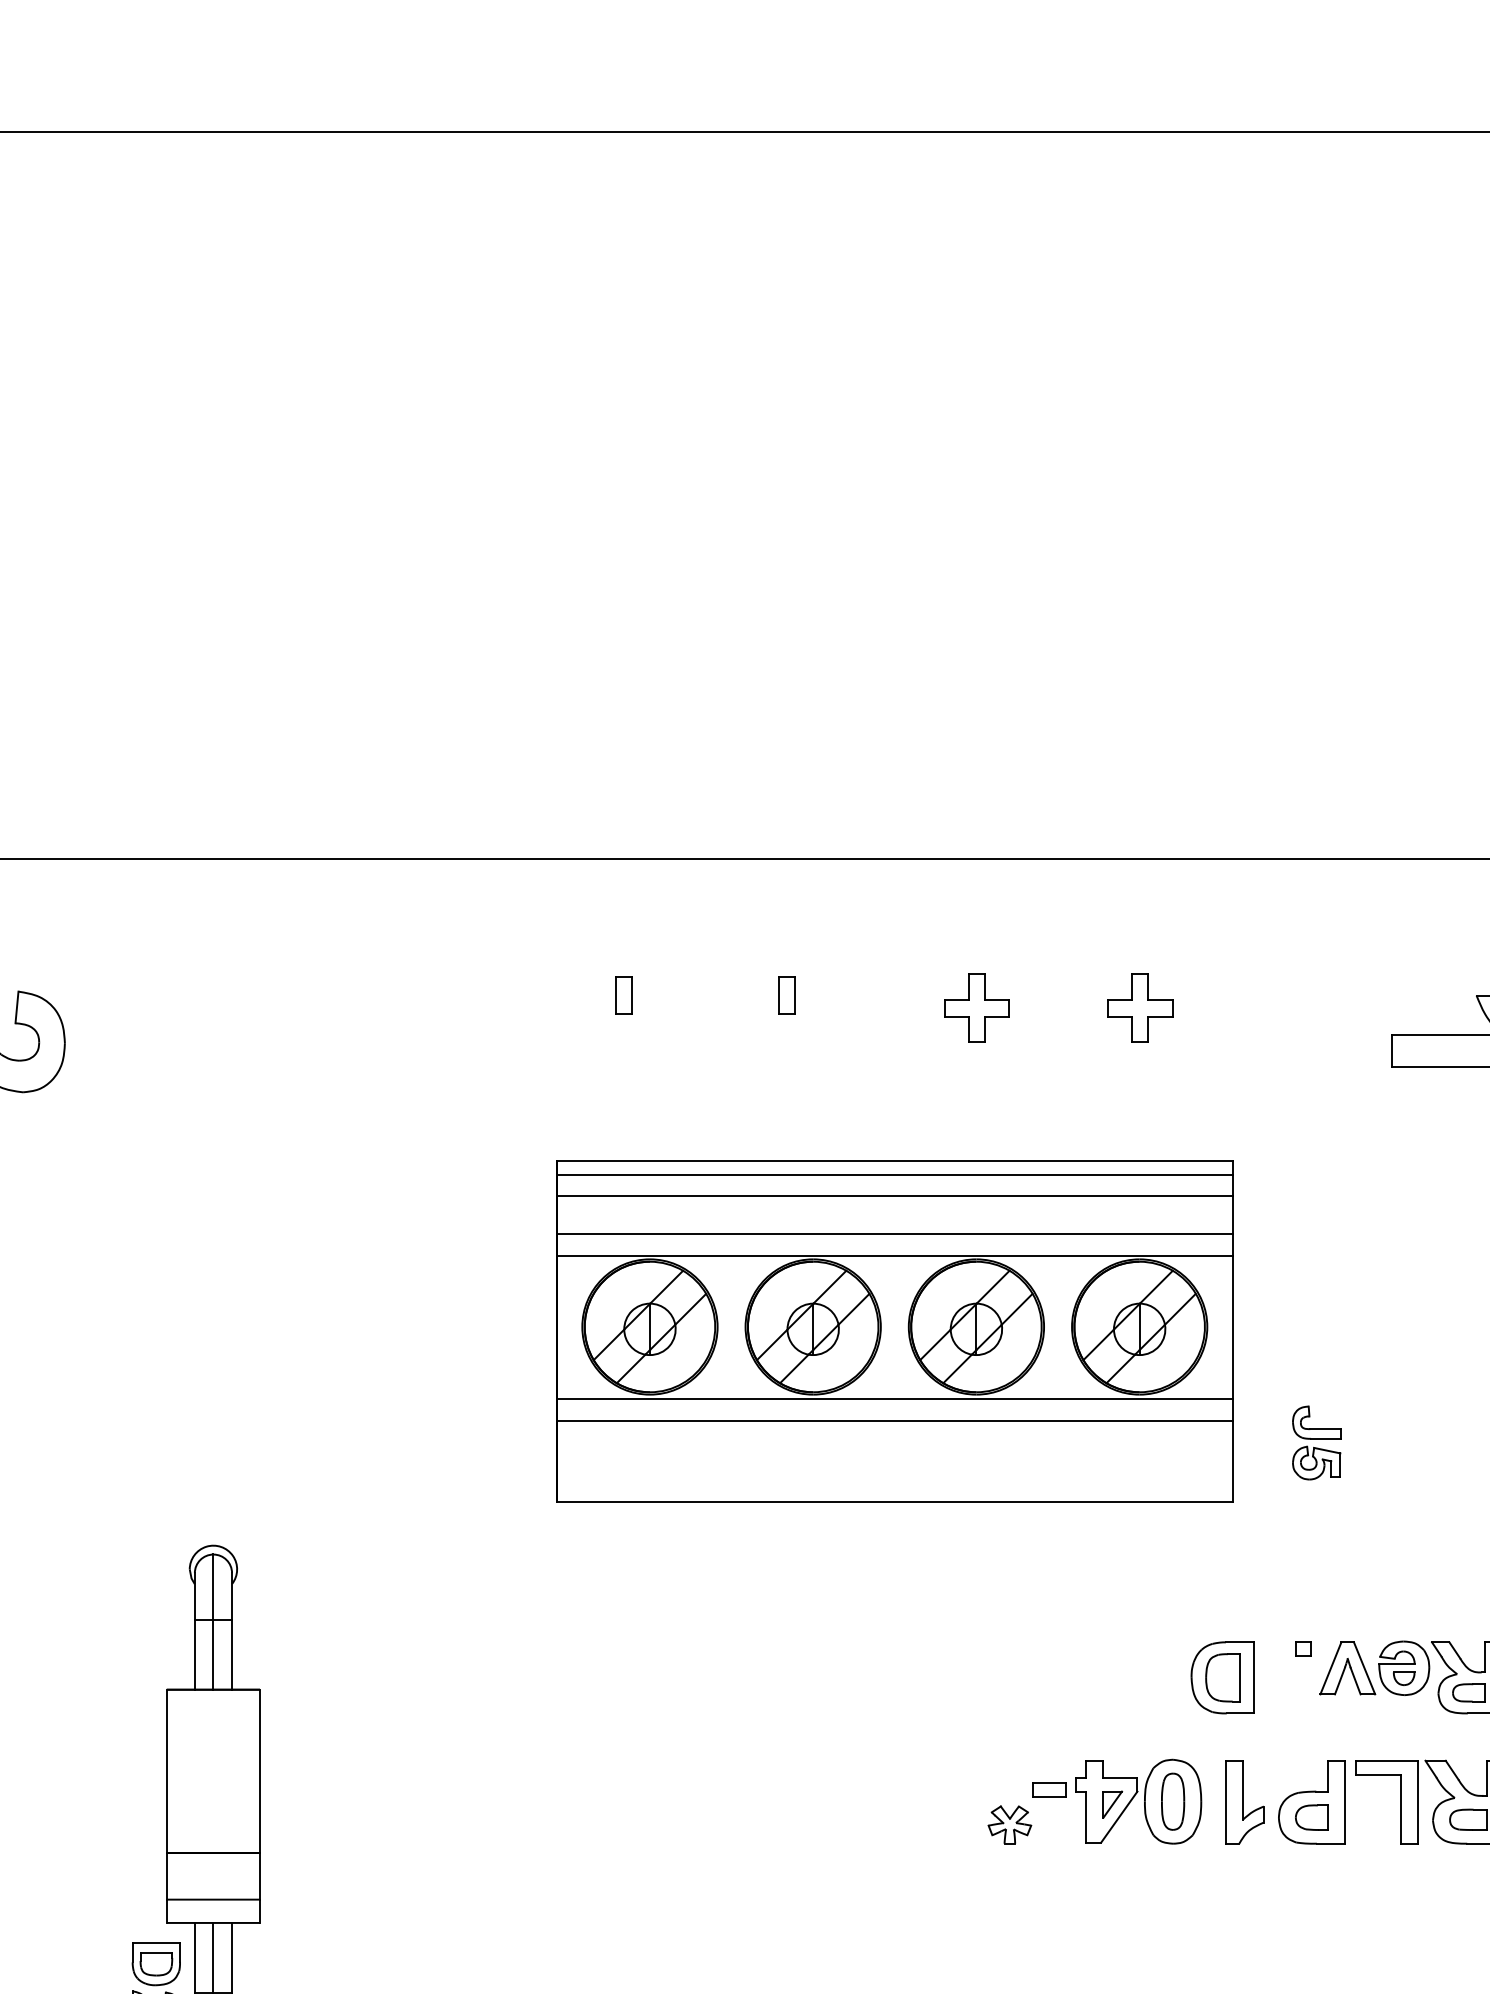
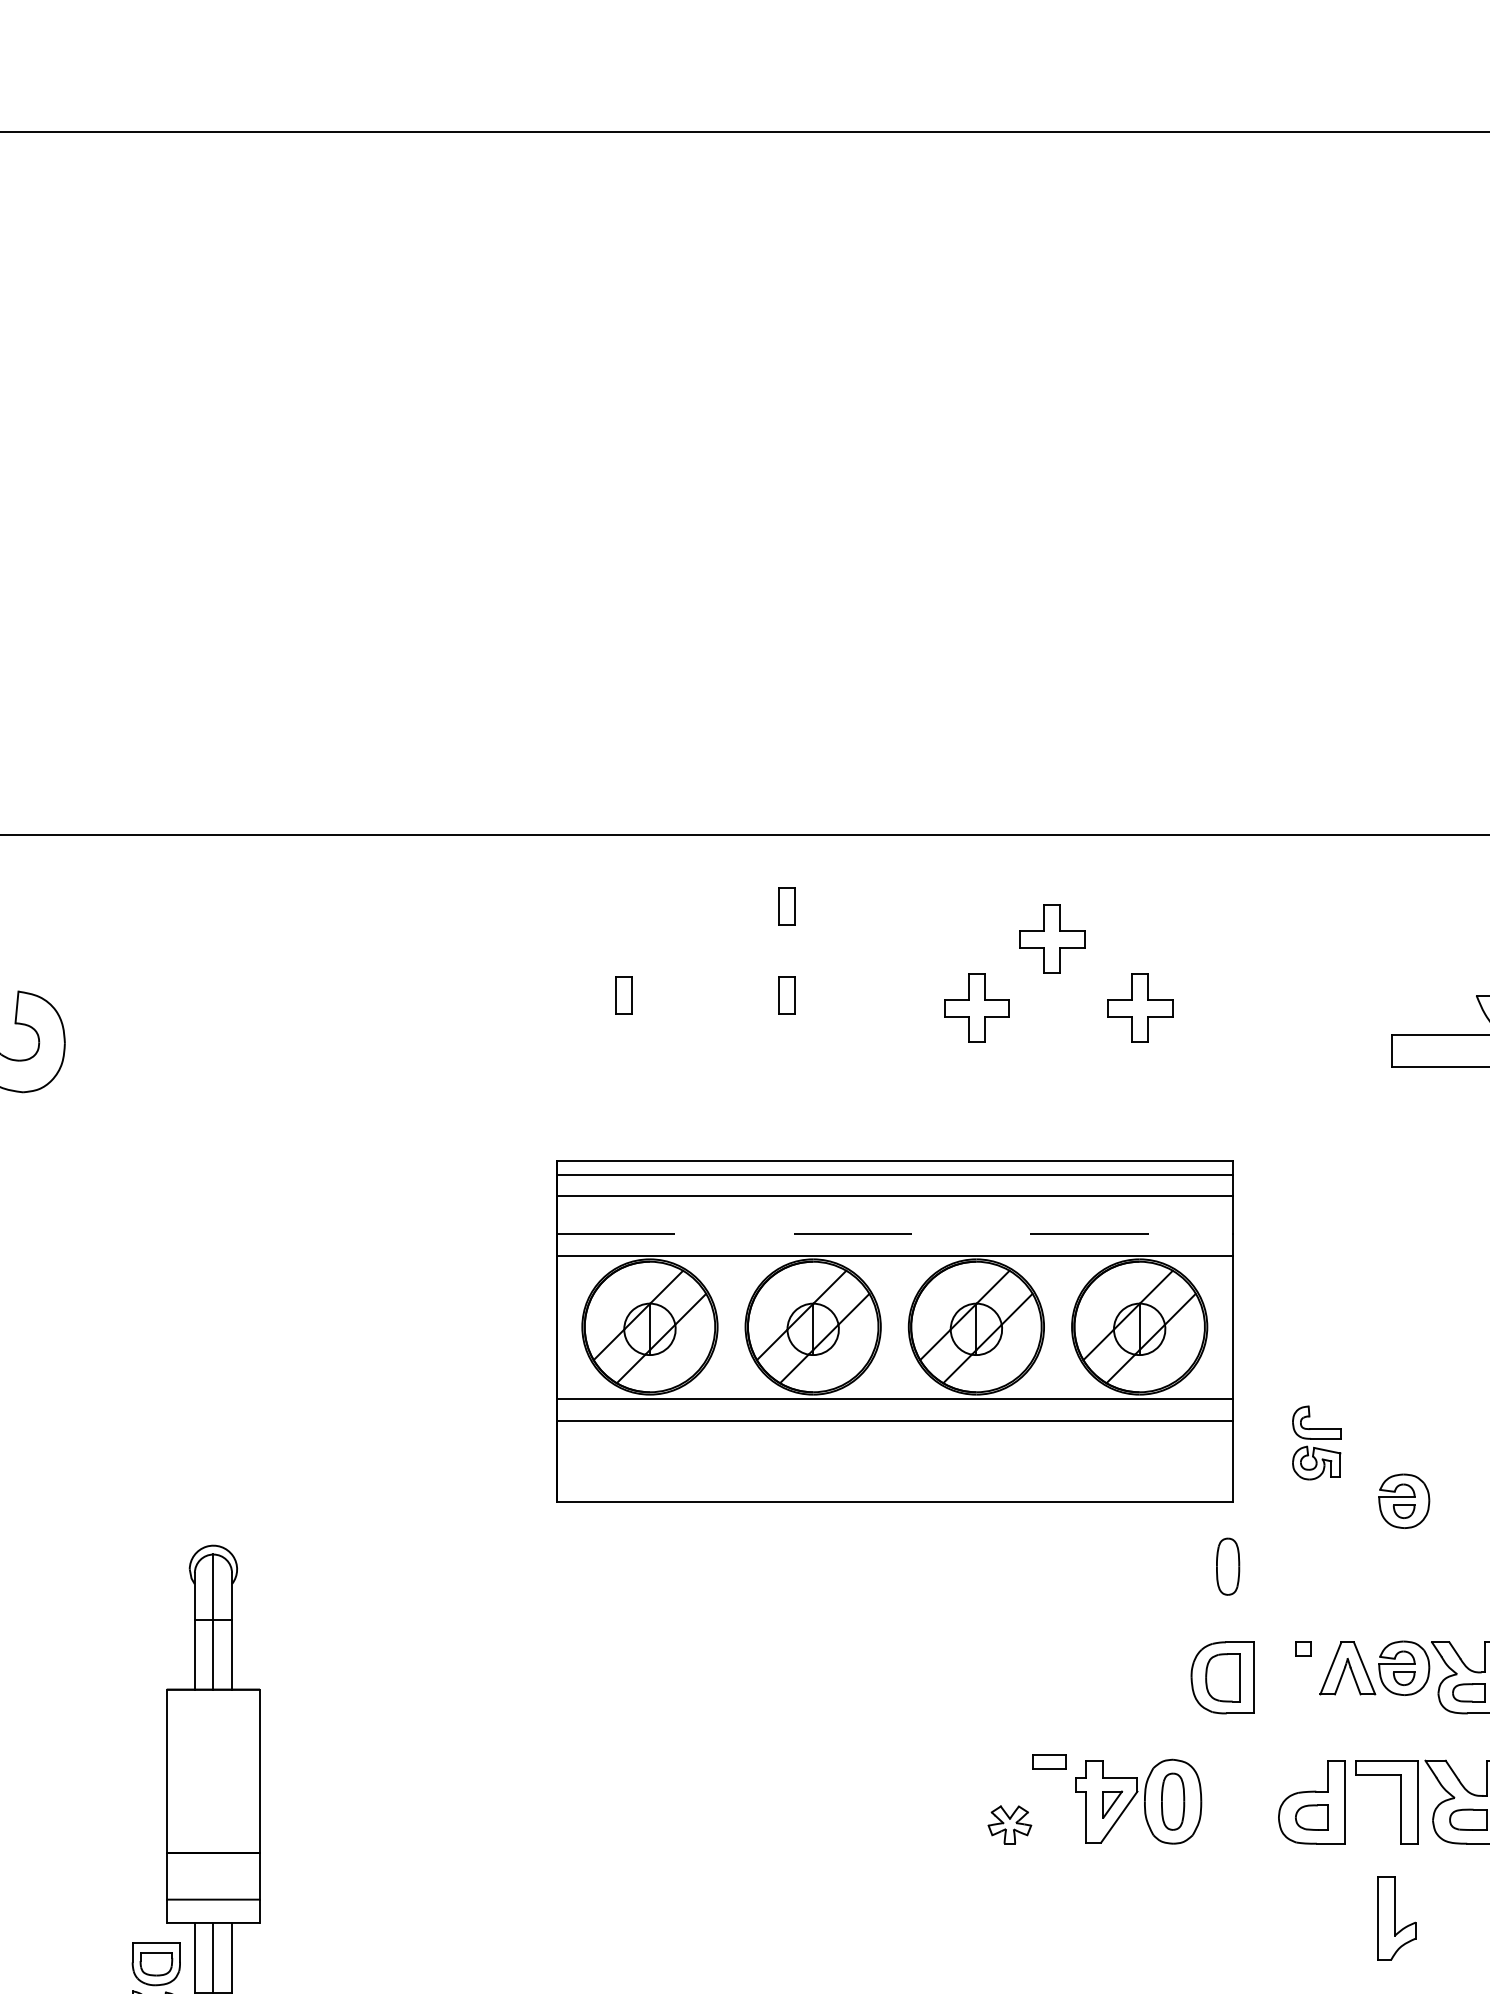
line position: (744, 858) -> (744, 834) (744, 834)
part: none -> present (786, 906)
part: none -> present (1052, 938)
line: solid -> dashed (895, 1233)
part: none -> present (1404, 1500)
part: none -> present (1228, 1566)
part position: (1049, 1789) -> (1049, 1761) (1049, 1761)
part position: (1244, 1802) -> (1396, 1918) (1396, 1918)
